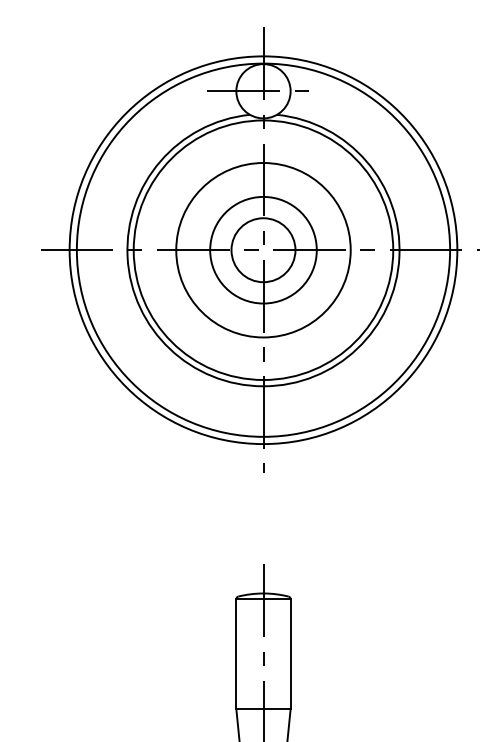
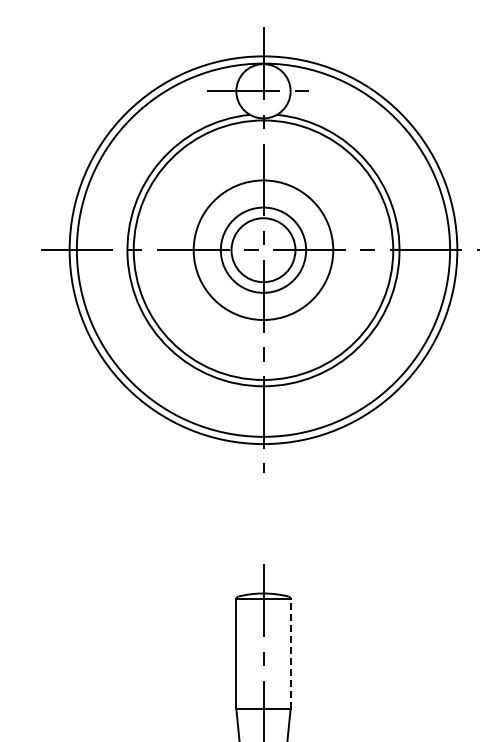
circle diameter: 107 px -> 85 px (263, 249)
circle diameter: 174 px -> 140 px (263, 250)
line: solid -> dashed (290, 653)
